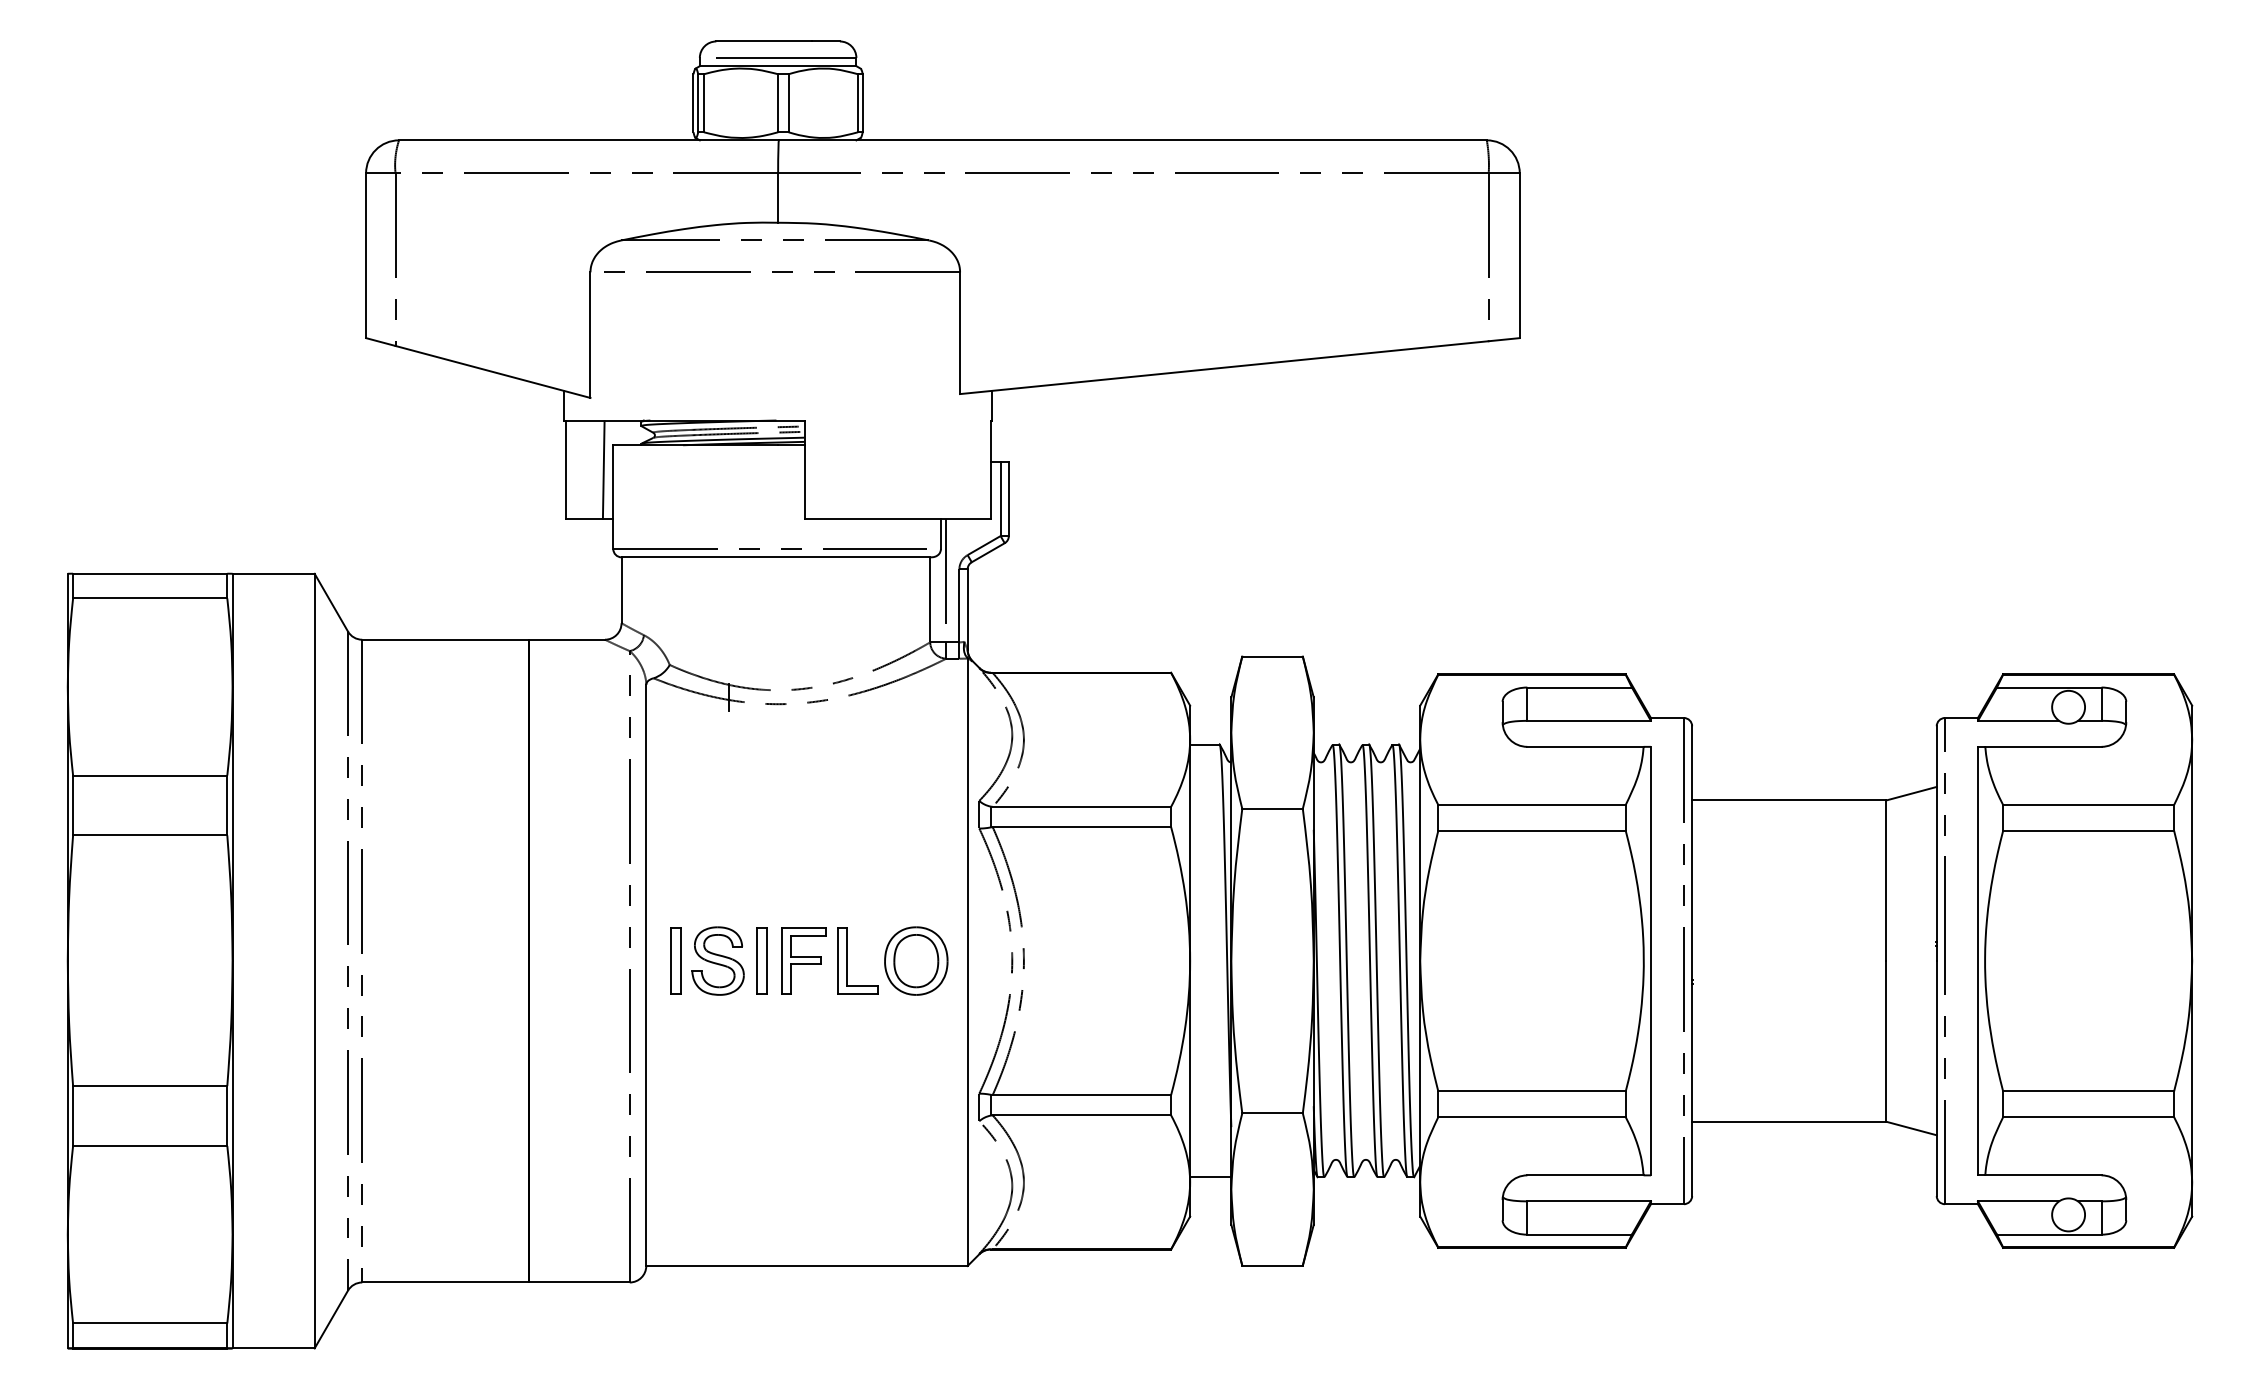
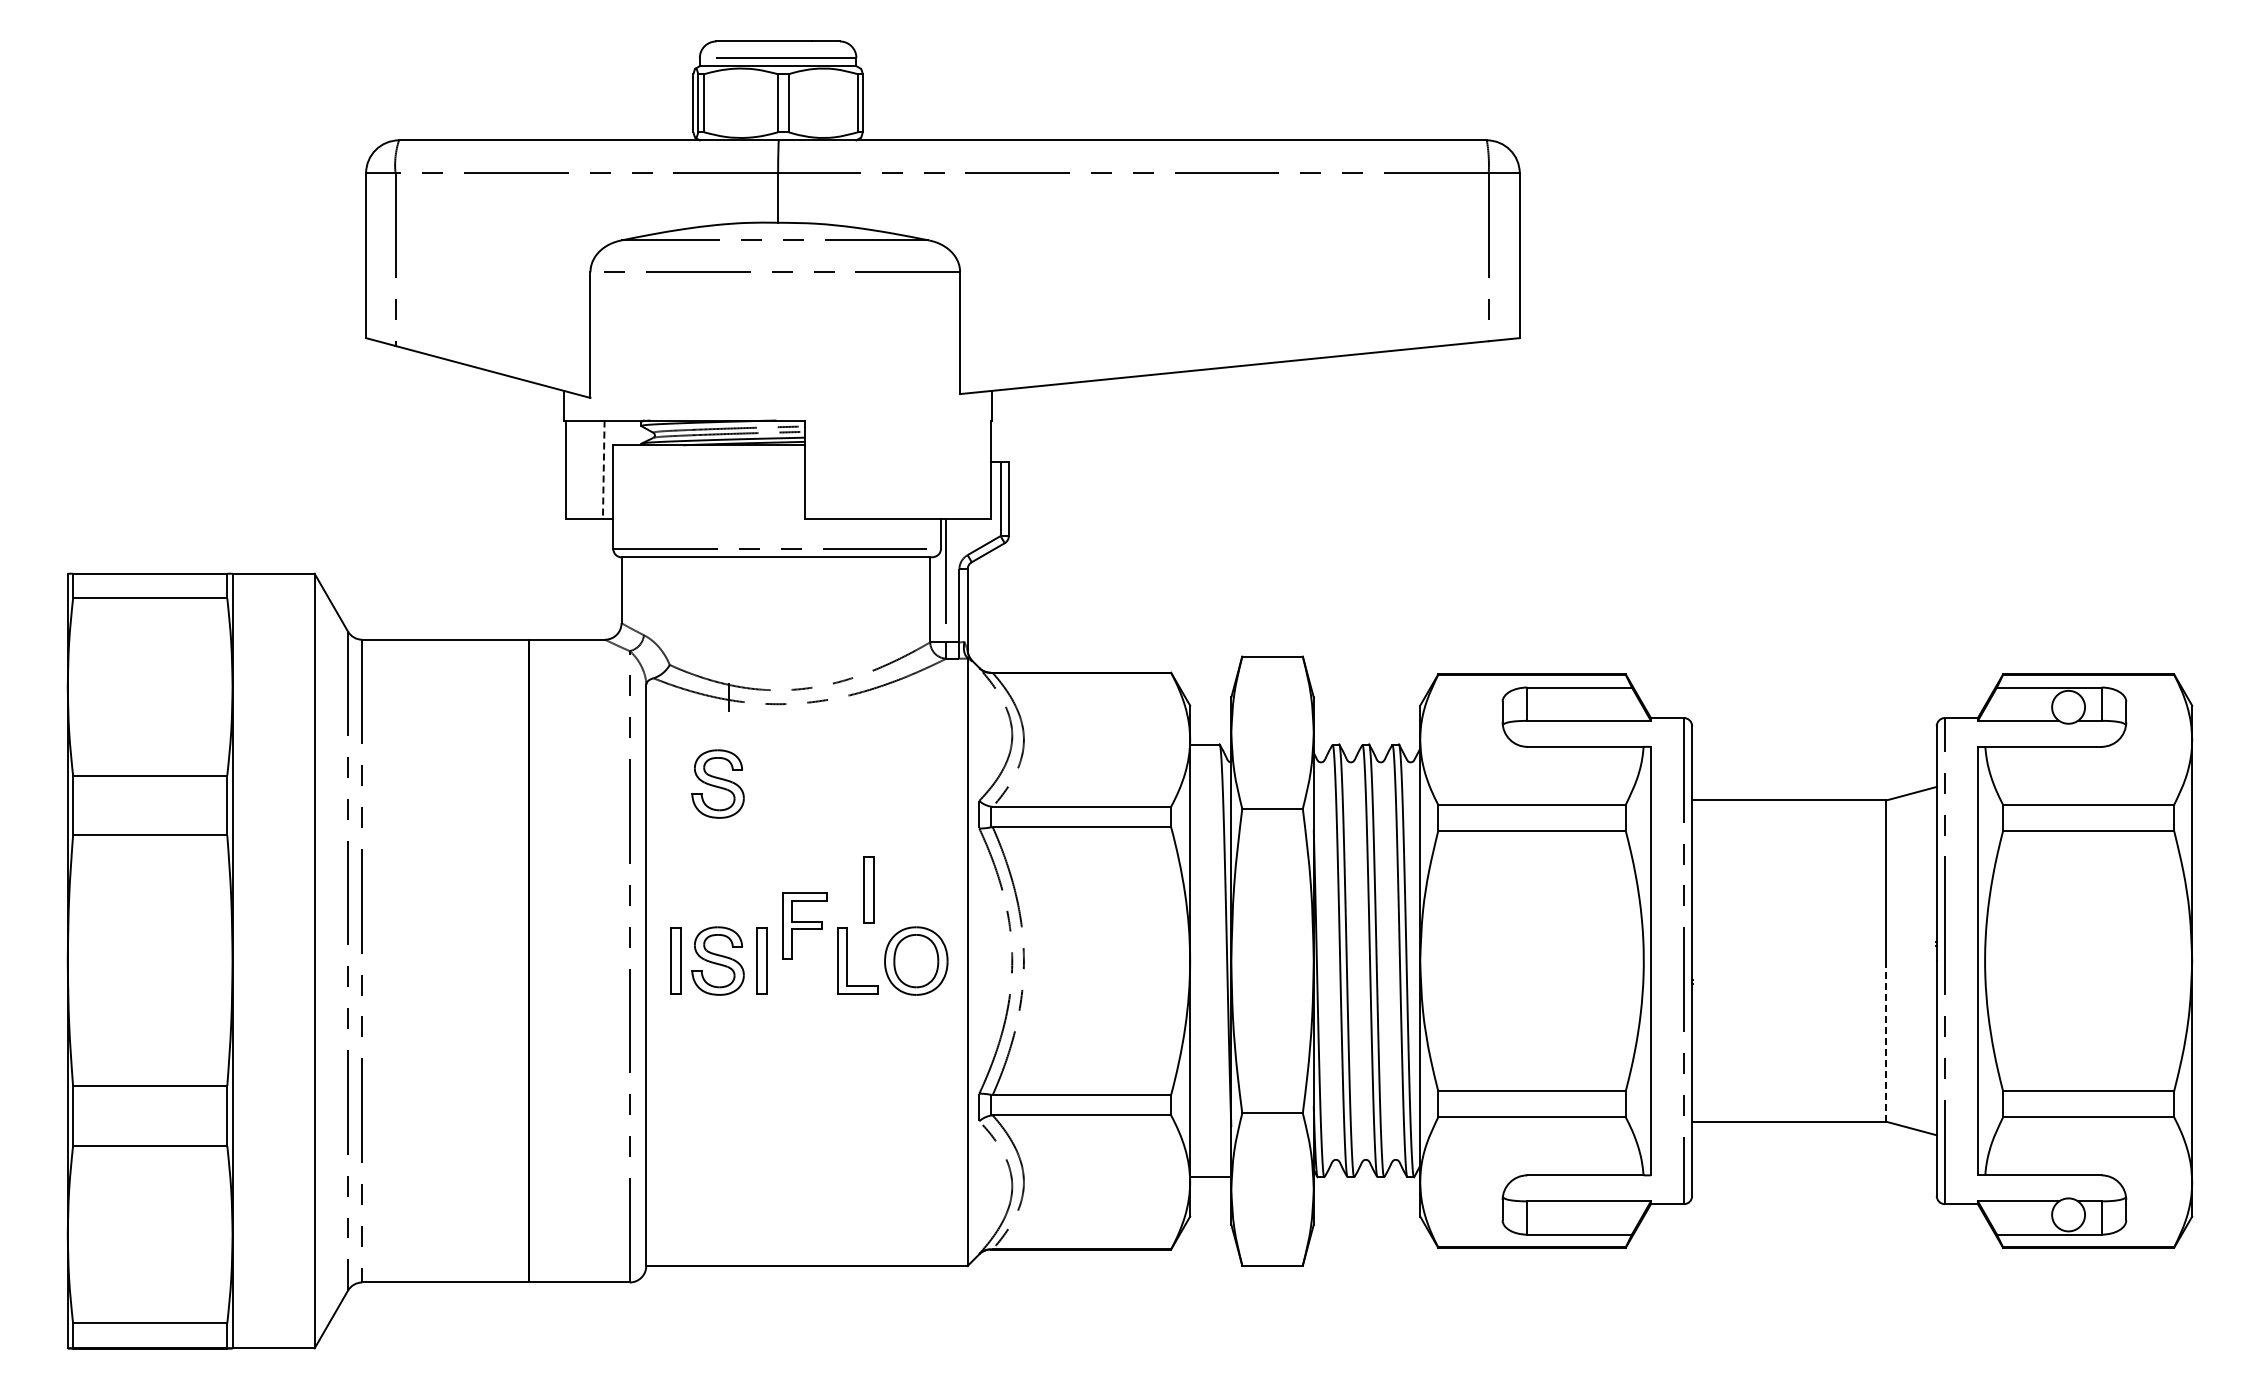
line: solid -> dashed (603, 471)
part: none -> present (717, 783)
part: none -> present (868, 889)
part position: (803, 960) -> (804, 925) (804, 925)
line: solid -> dashed (1886, 1040)
